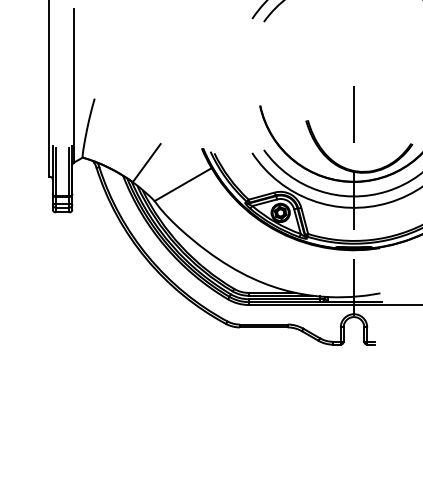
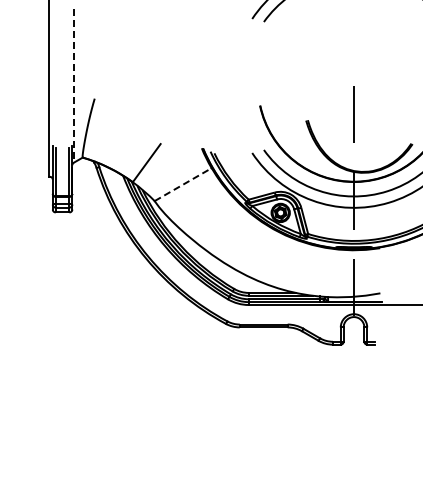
line: solid -> dashed (73, 86)
line: solid -> dashed (183, 184)
